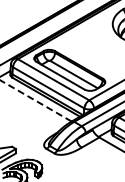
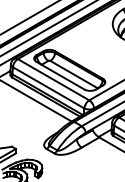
line: none -> present (29, 17)
line: none -> present (48, 28)
line: dashed -> solid (36, 101)
